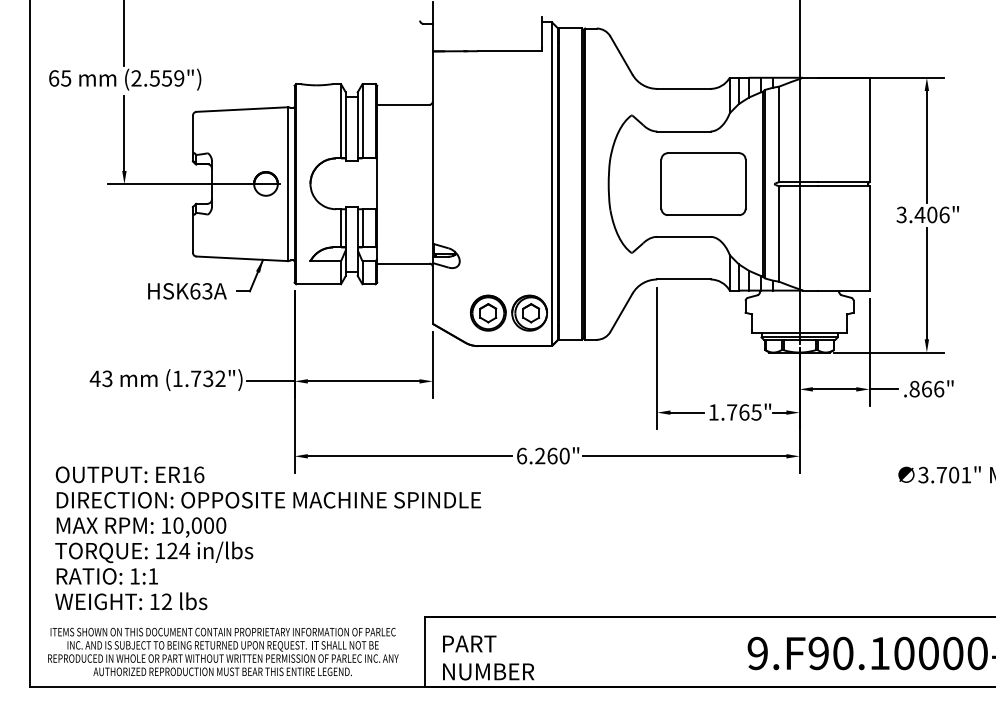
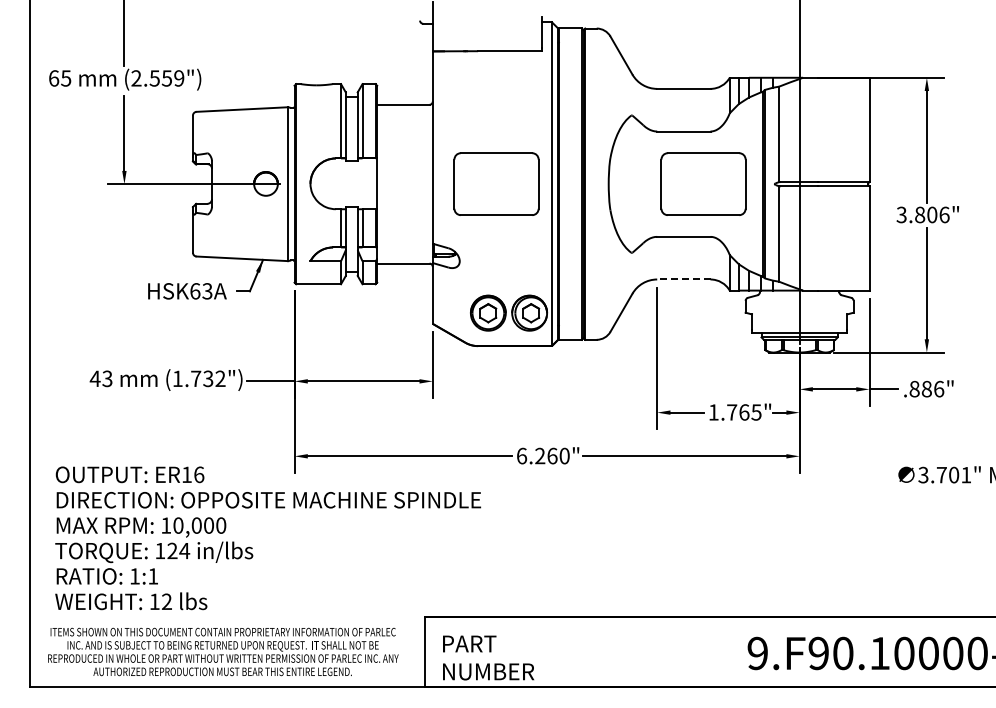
part: none -> present (496, 183)
text: 3.406" -> 3.806" (919, 214)
line: solid -> dashed (683, 279)
text: .866" -> .886" (926, 388)
